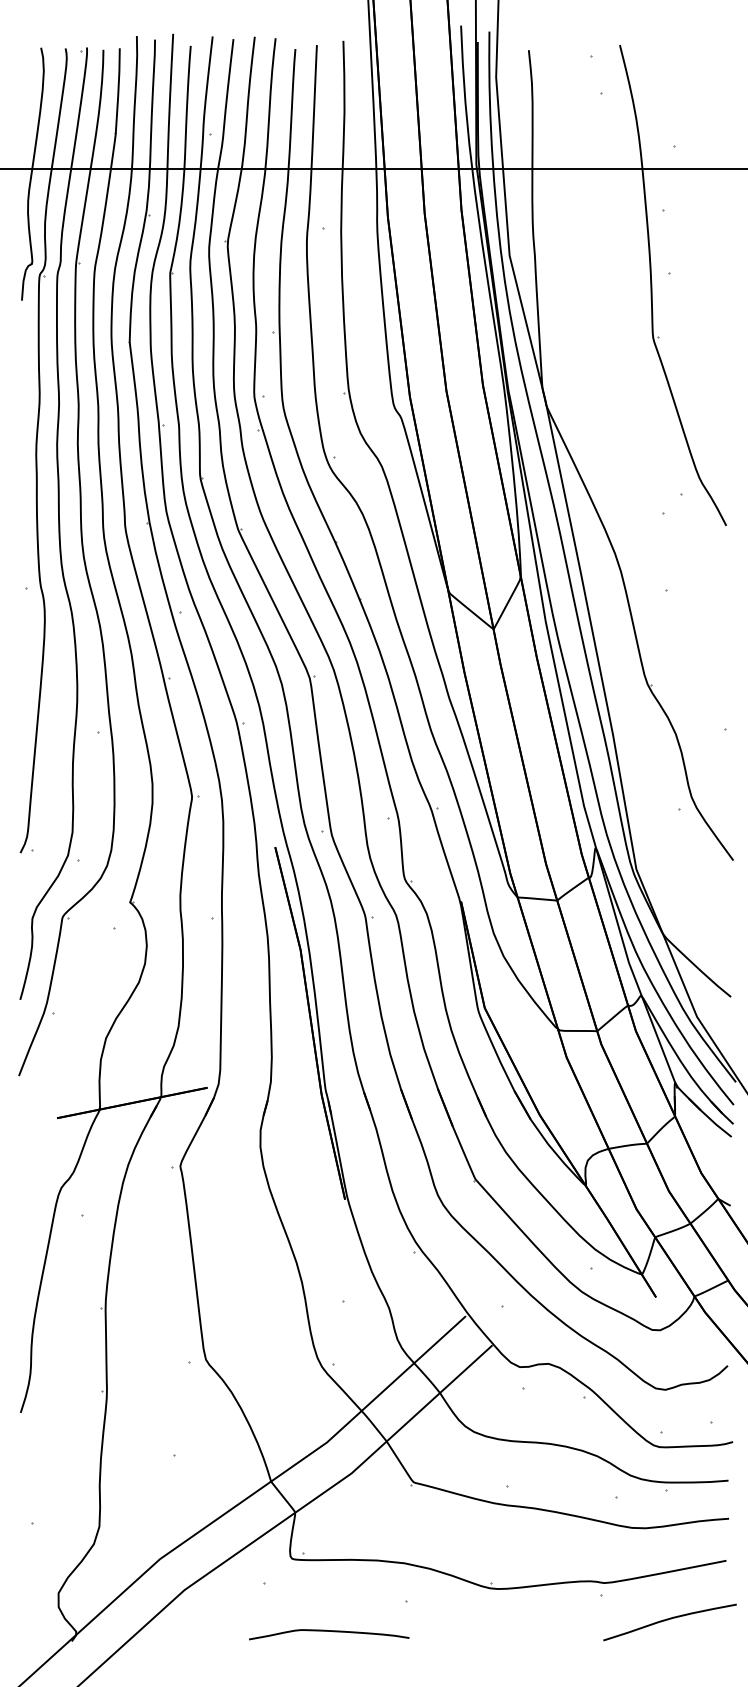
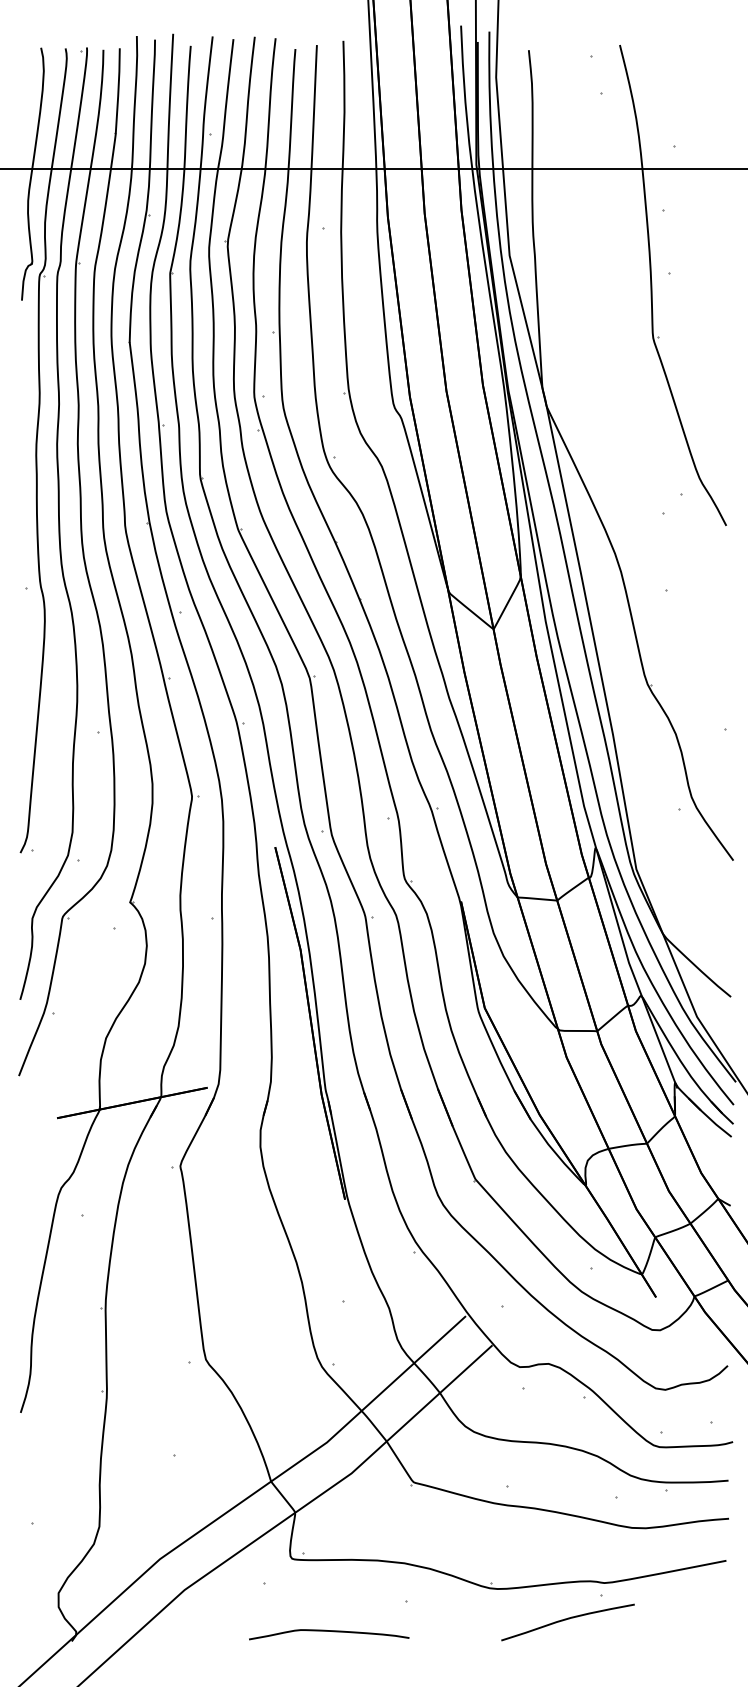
curve position: (668, 1620) -> (566, 1620) (566, 1620)
